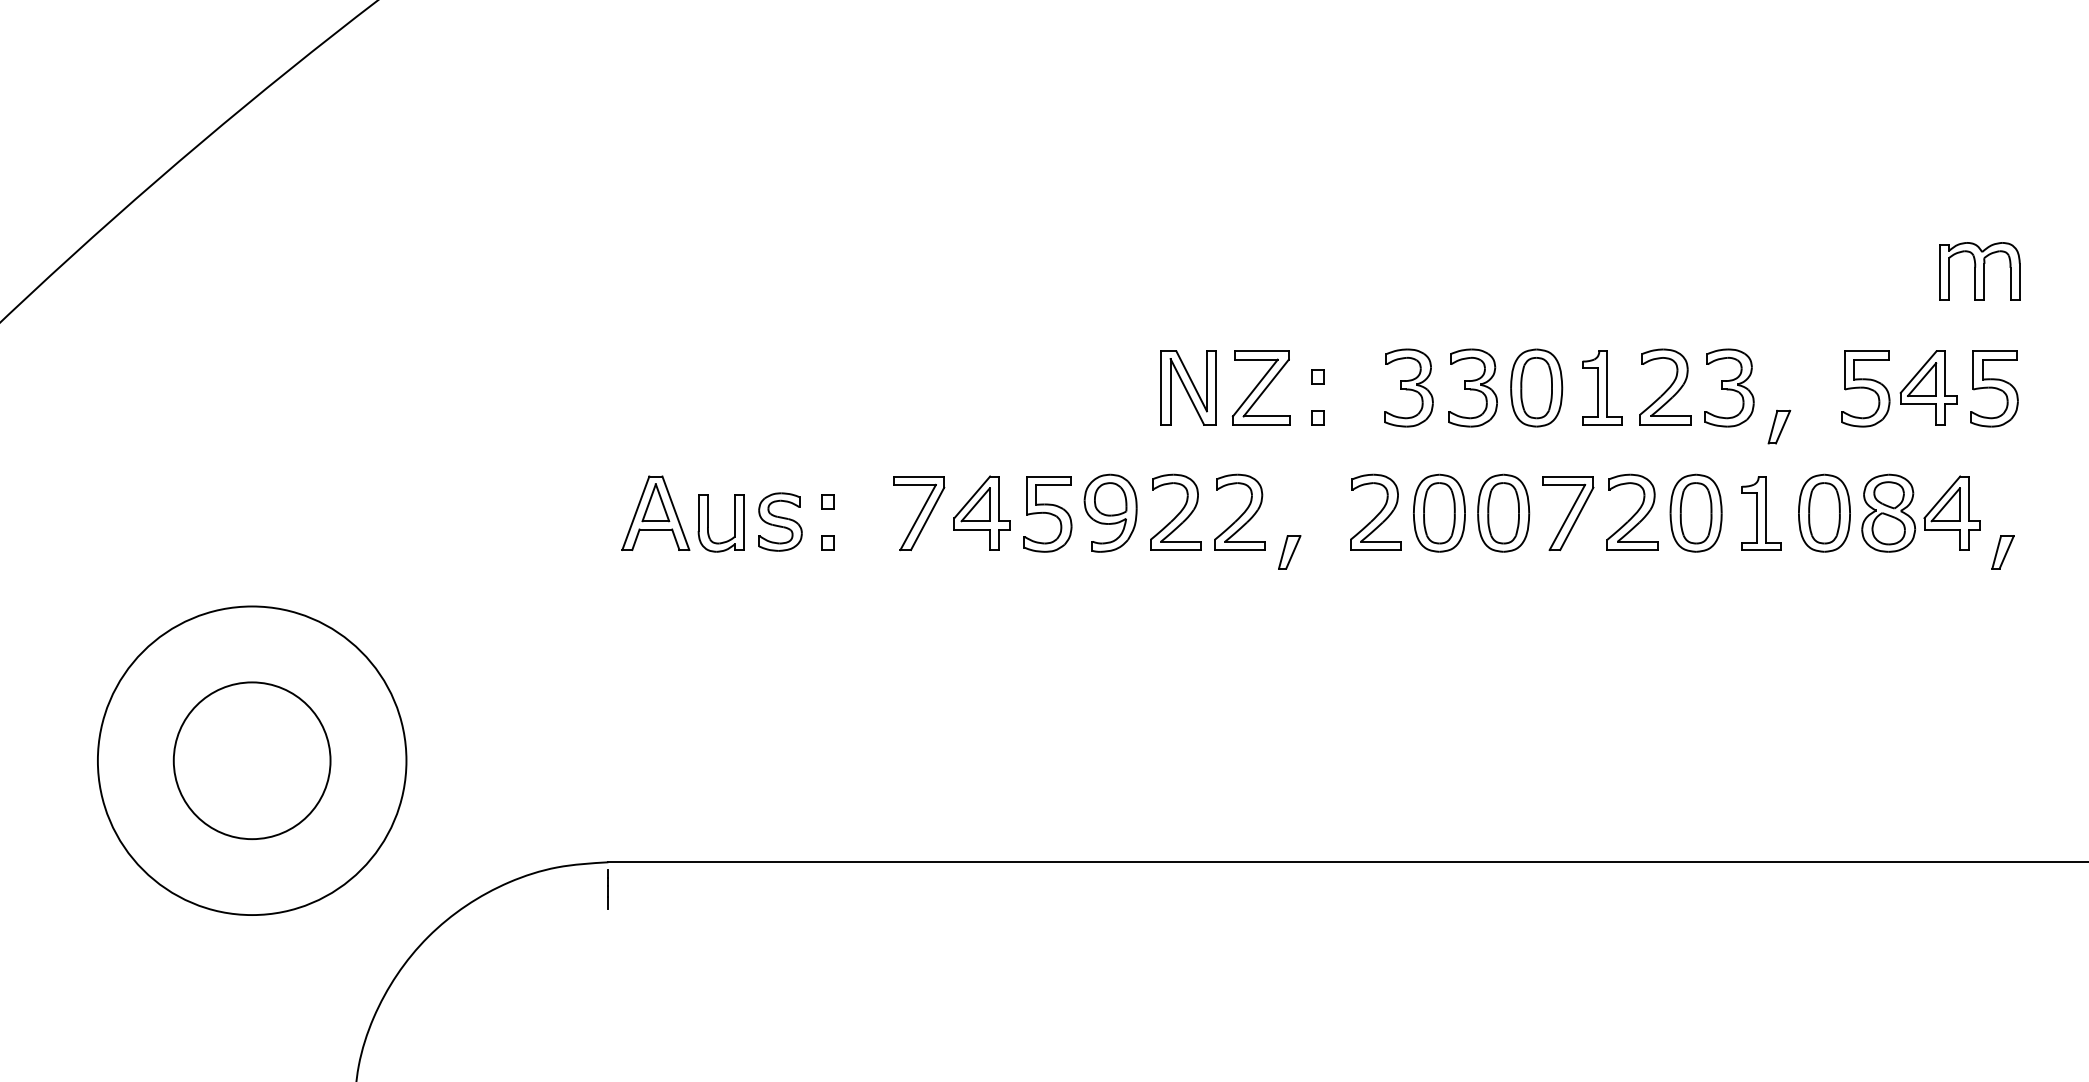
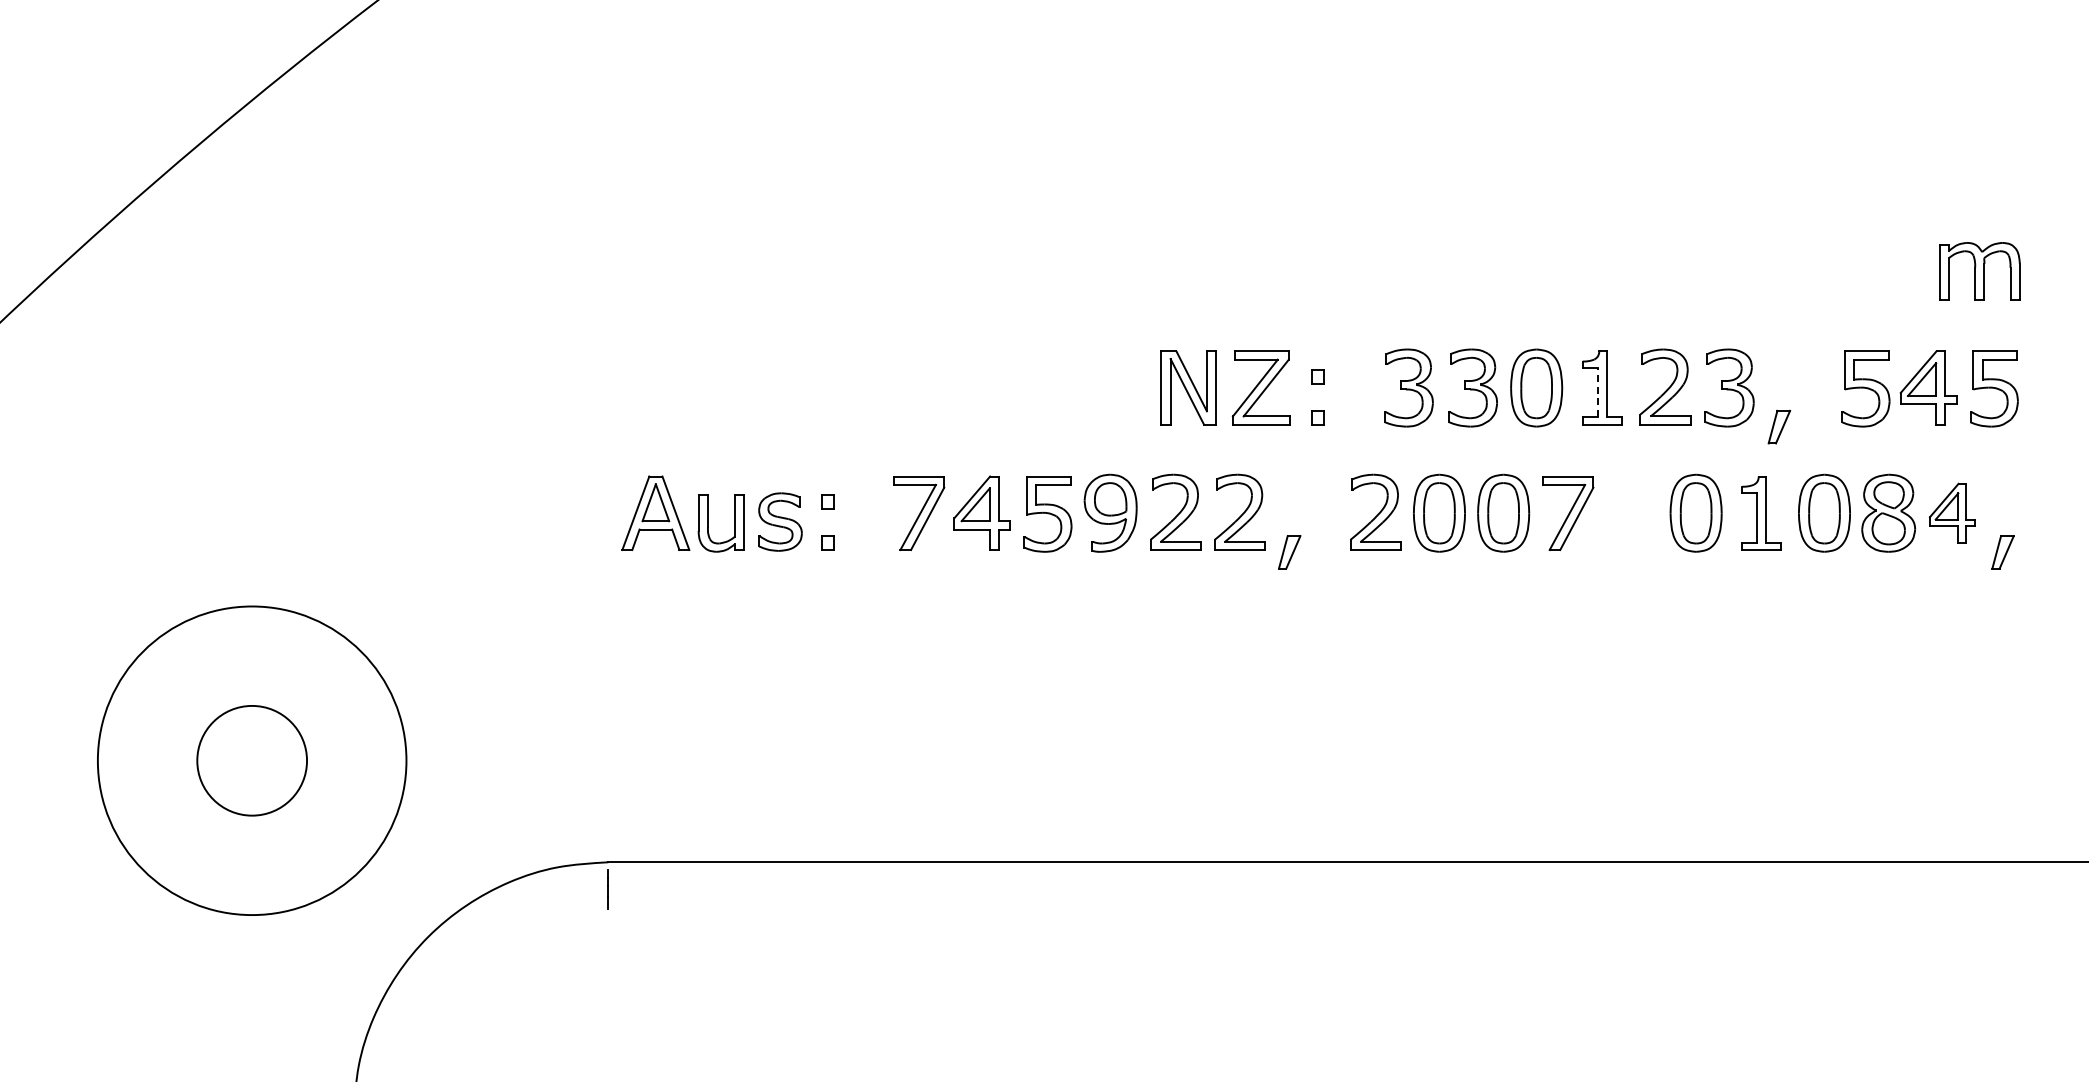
line: solid -> dashed (1597, 392)
part: present -> none (1632, 511)
part size: 58x76 px -> 47x62 px (1952, 512)
circle diameter: 157 px -> 110 px (252, 760)
